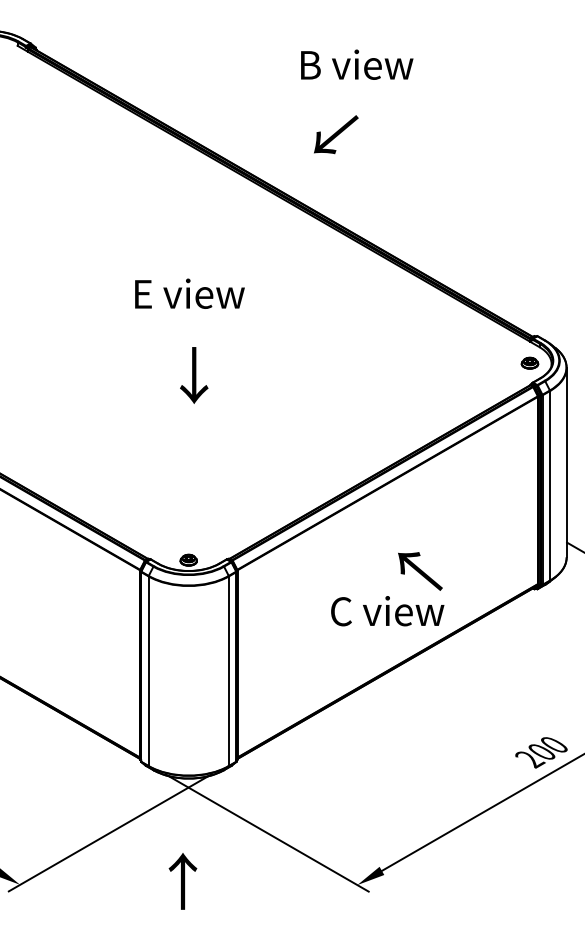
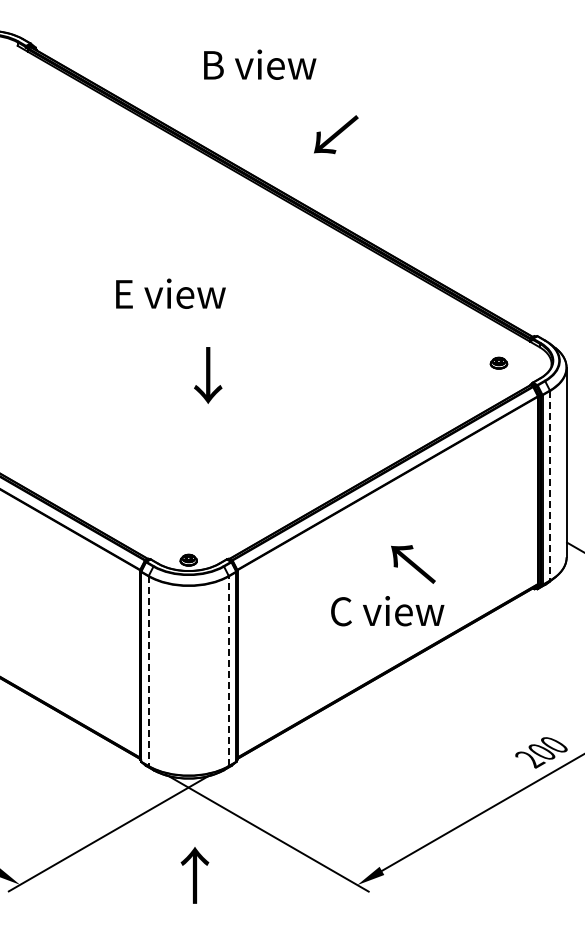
text position: (357, 64) -> (260, 64) (260, 64)
text position: (189, 293) -> (170, 293) (170, 293)
part position: (529, 362) -> (498, 362) (498, 362)
text position: (194, 375) -> (208, 375) (208, 375)
line: solid -> dashed (550, 485)
text position: (420, 571) -> (413, 564) (413, 564)
line: solid -> dashed (148, 671)
line: solid -> dashed (228, 671)
text position: (182, 881) -> (194, 875) (194, 875)
